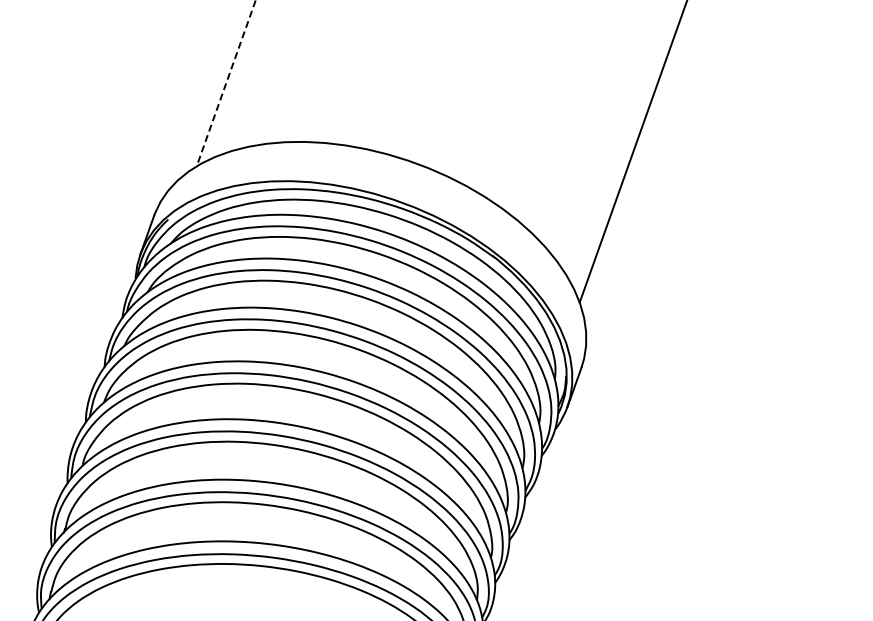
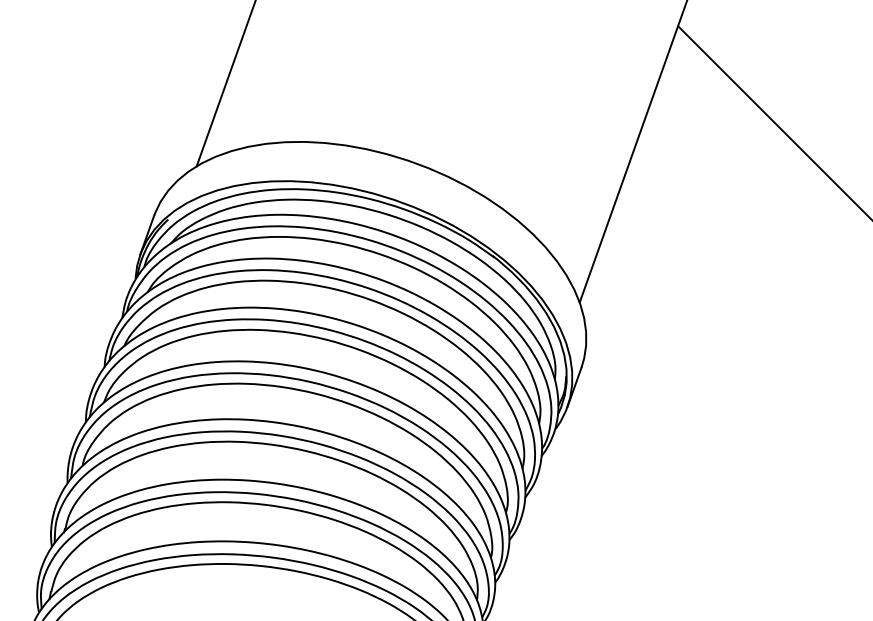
line: dashed -> solid (226, 83)
line: none -> present (773, 121)
